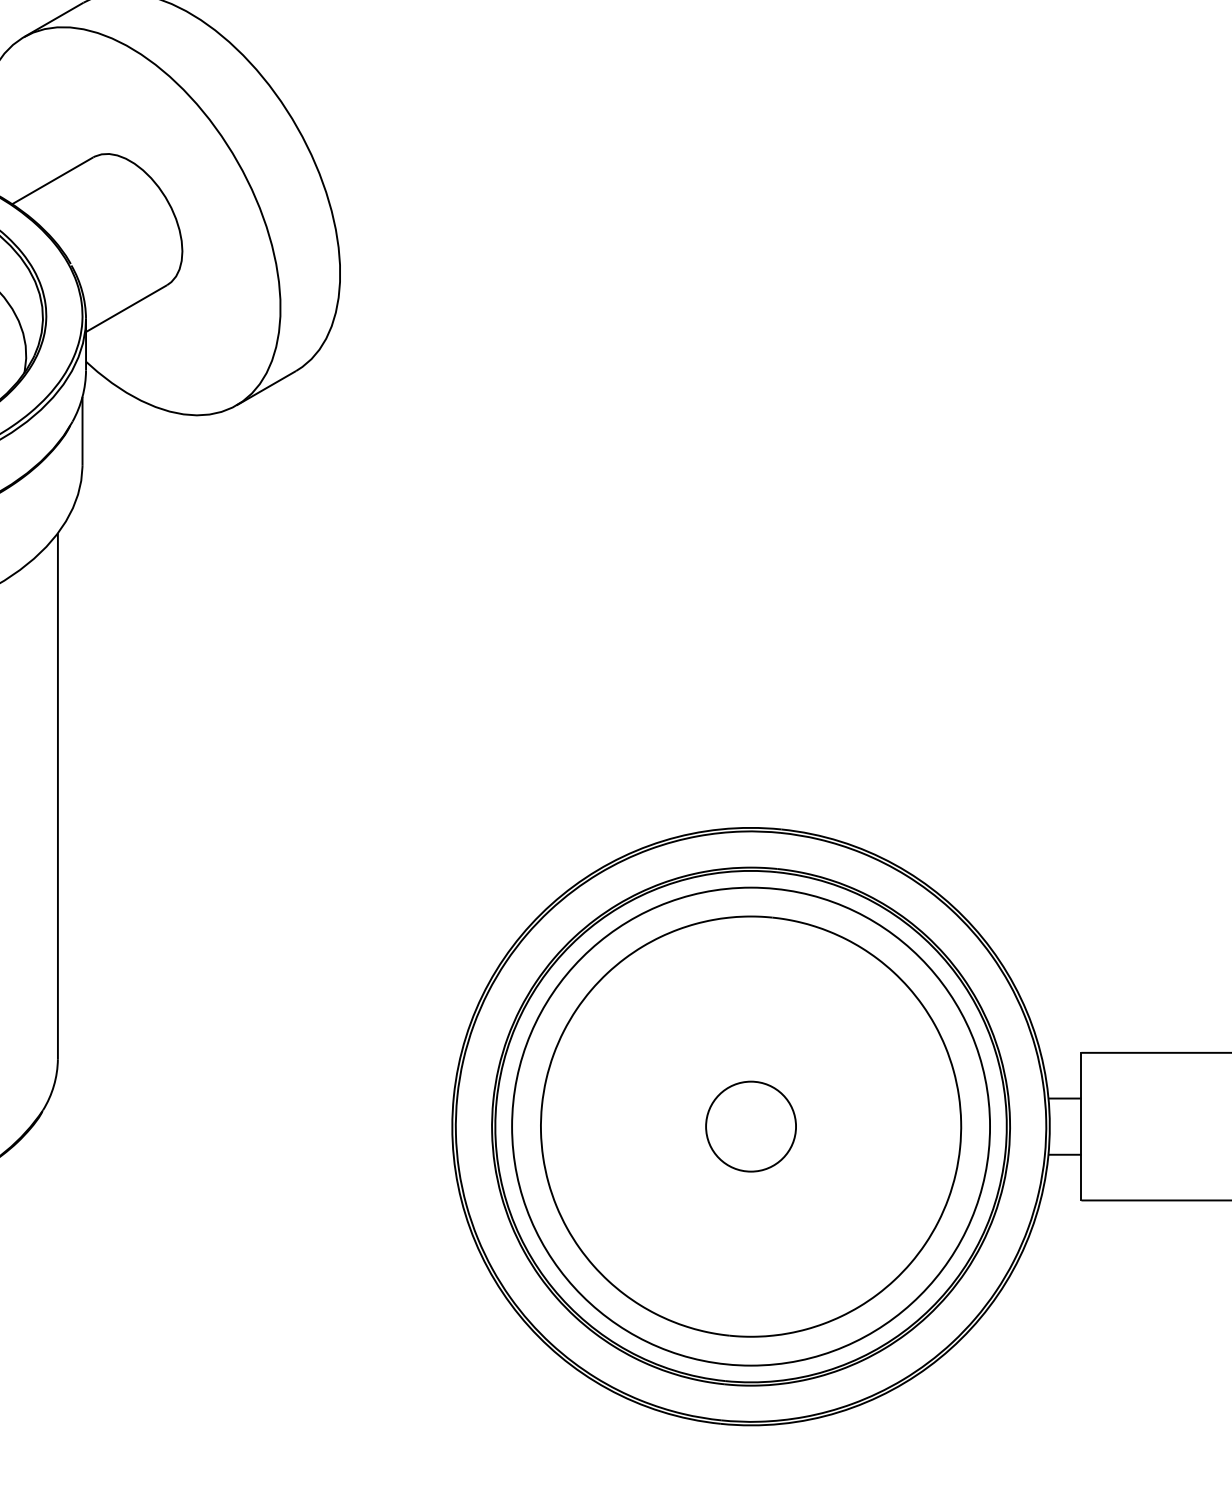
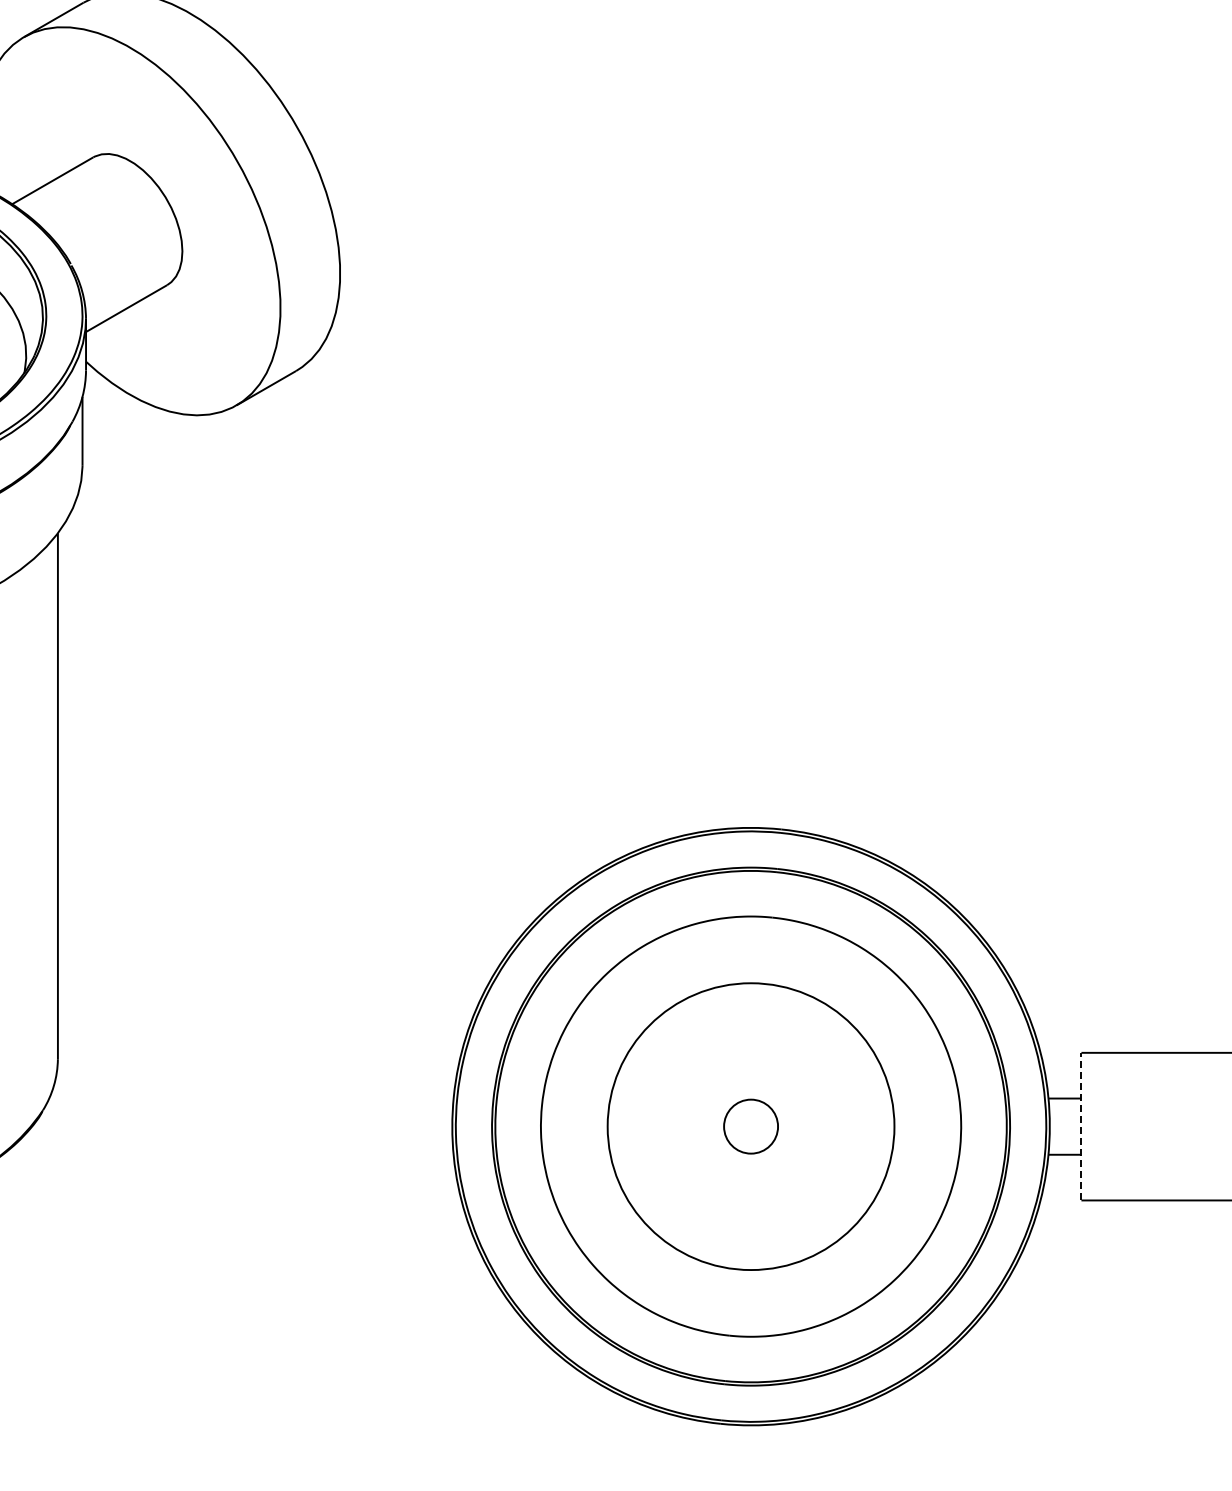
circle diameter: 478 px -> 287 px (750, 1126)
circle diameter: 90 px -> 54 px (751, 1126)
line: solid -> dashed (1081, 1126)
